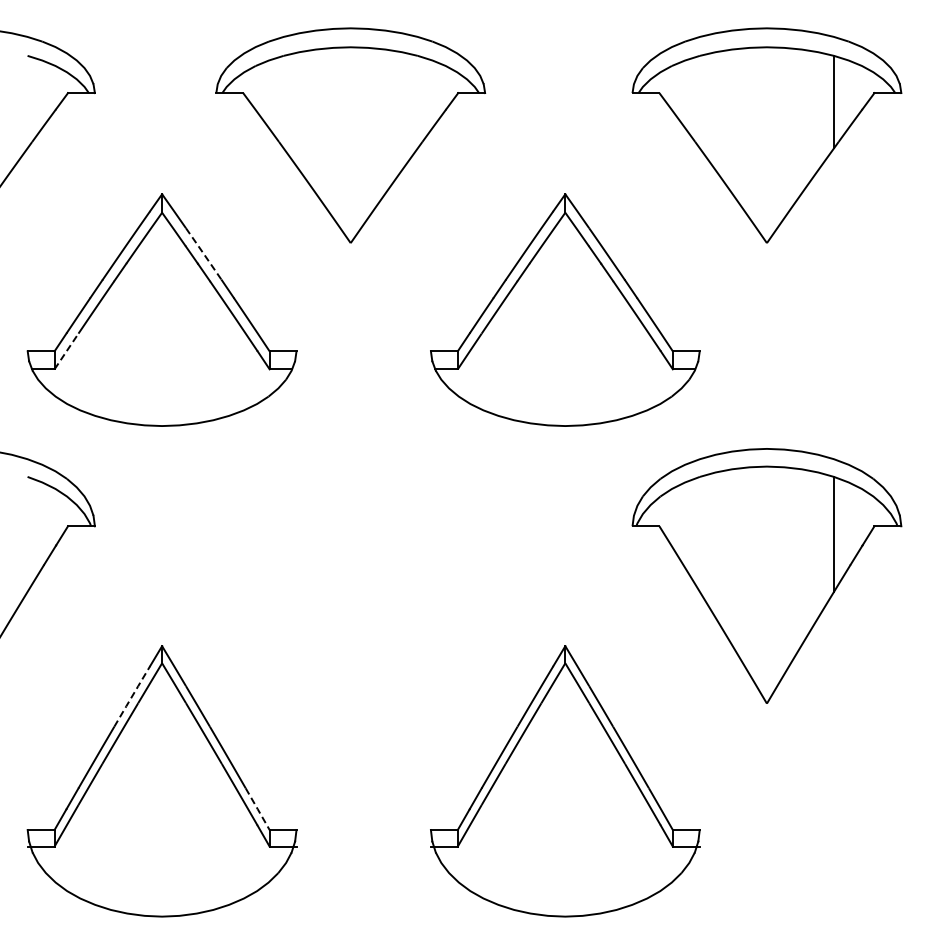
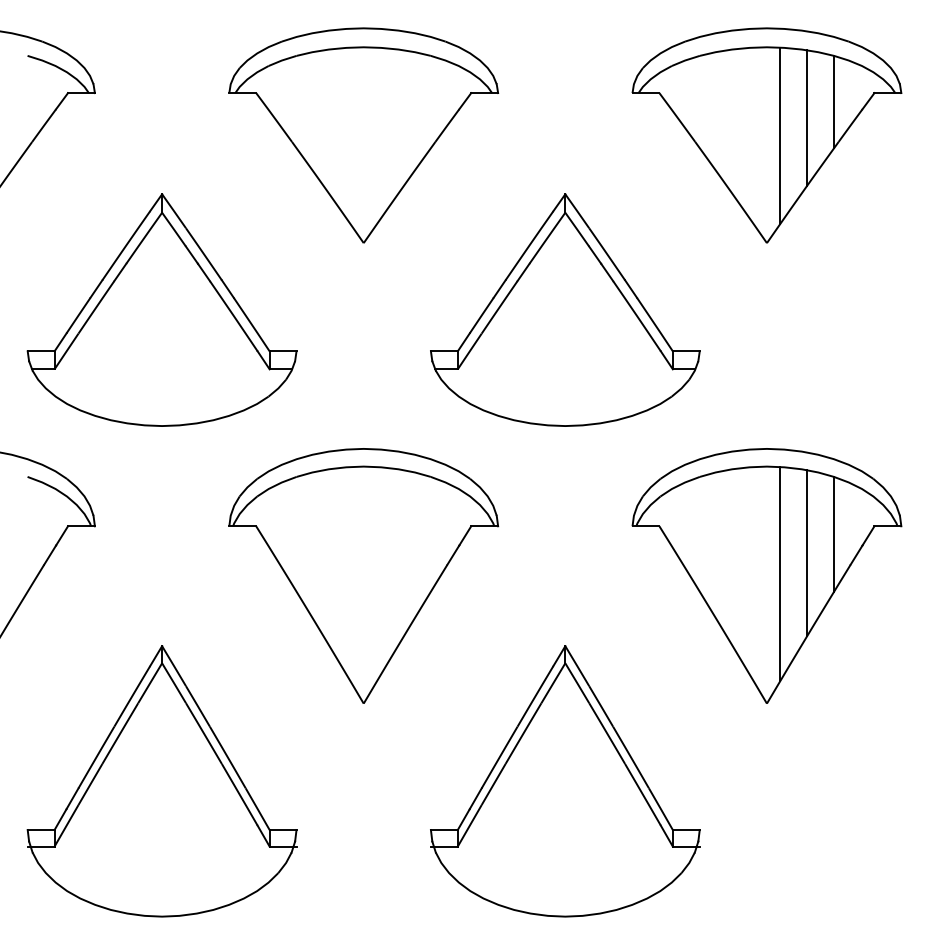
line: none -> present (807, 117)
part position: (350, 135) -> (363, 135) (363, 135)
line: none -> present (780, 135)
line: dashed -> solid (204, 254)
line: dashed -> solid (66, 351)
line: none -> present (807, 553)
line: none -> present (780, 573)
part: none -> present (363, 575)
line: dashed -> solid (132, 696)
line: dashed -> solid (257, 809)
